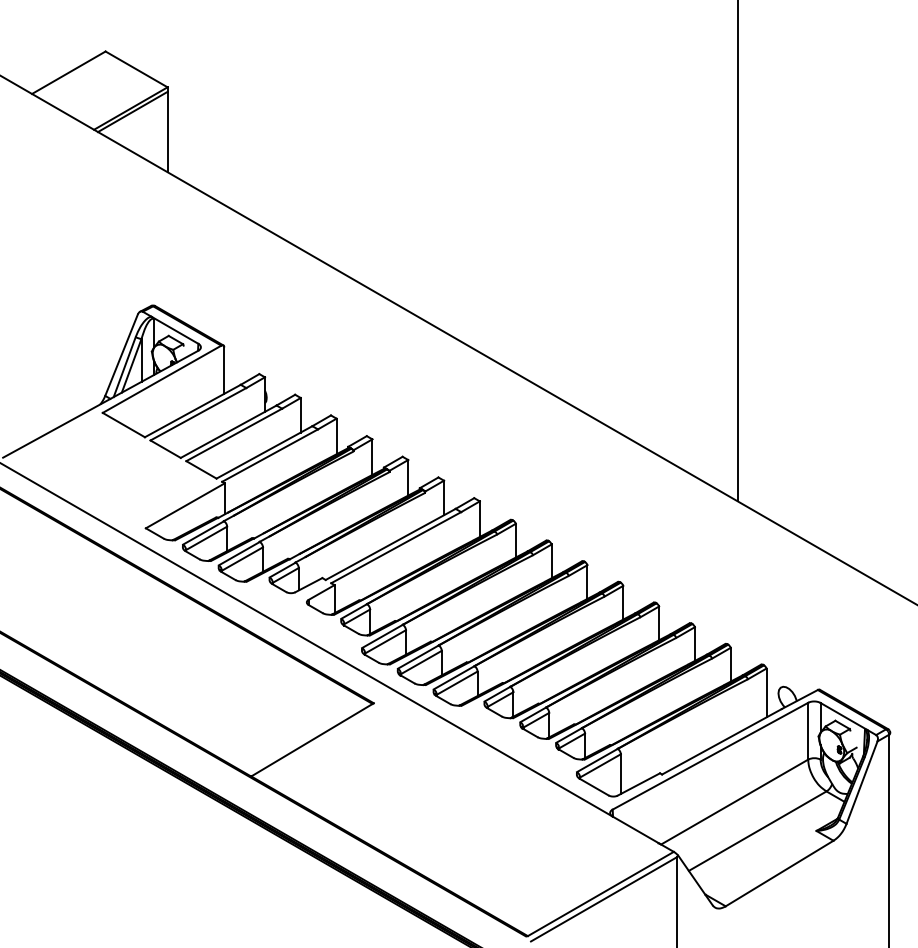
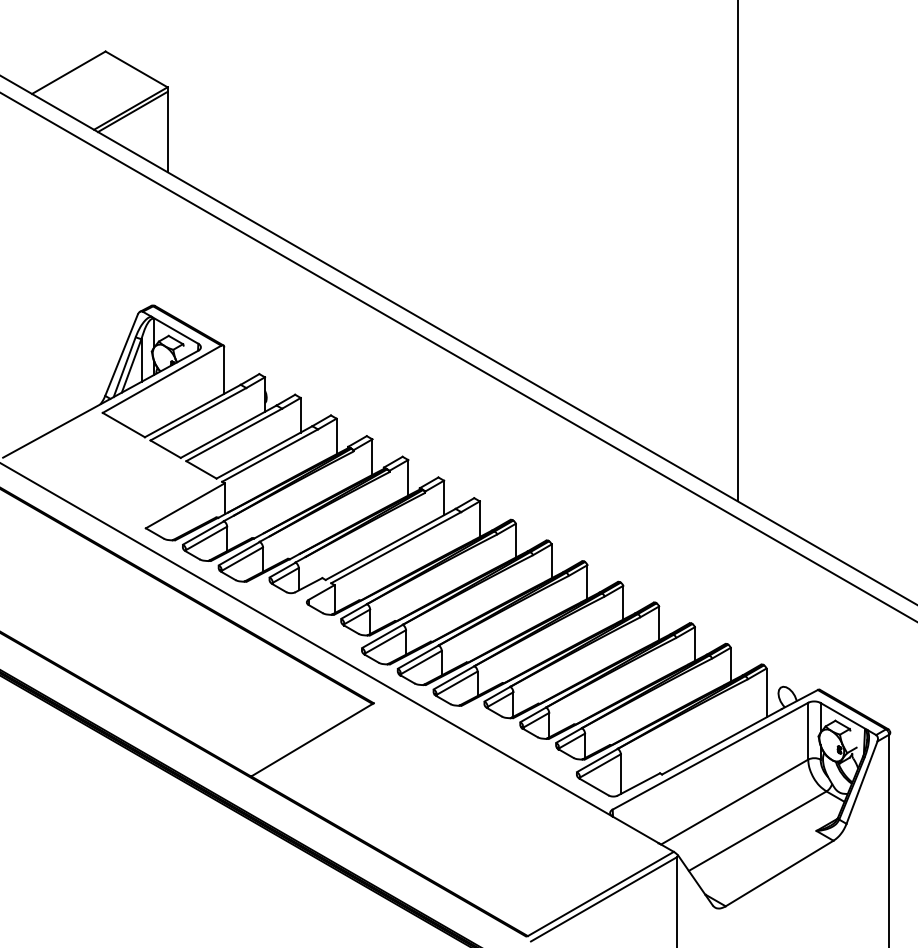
line: none -> present (458, 356)
